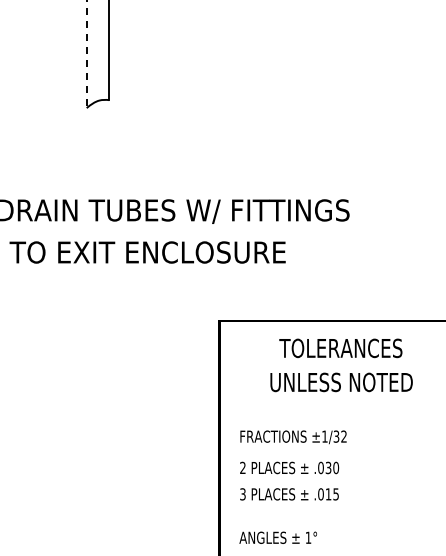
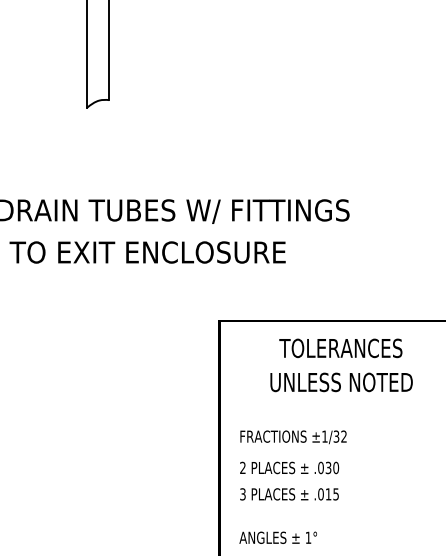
line: dashed -> solid (86, 54)
